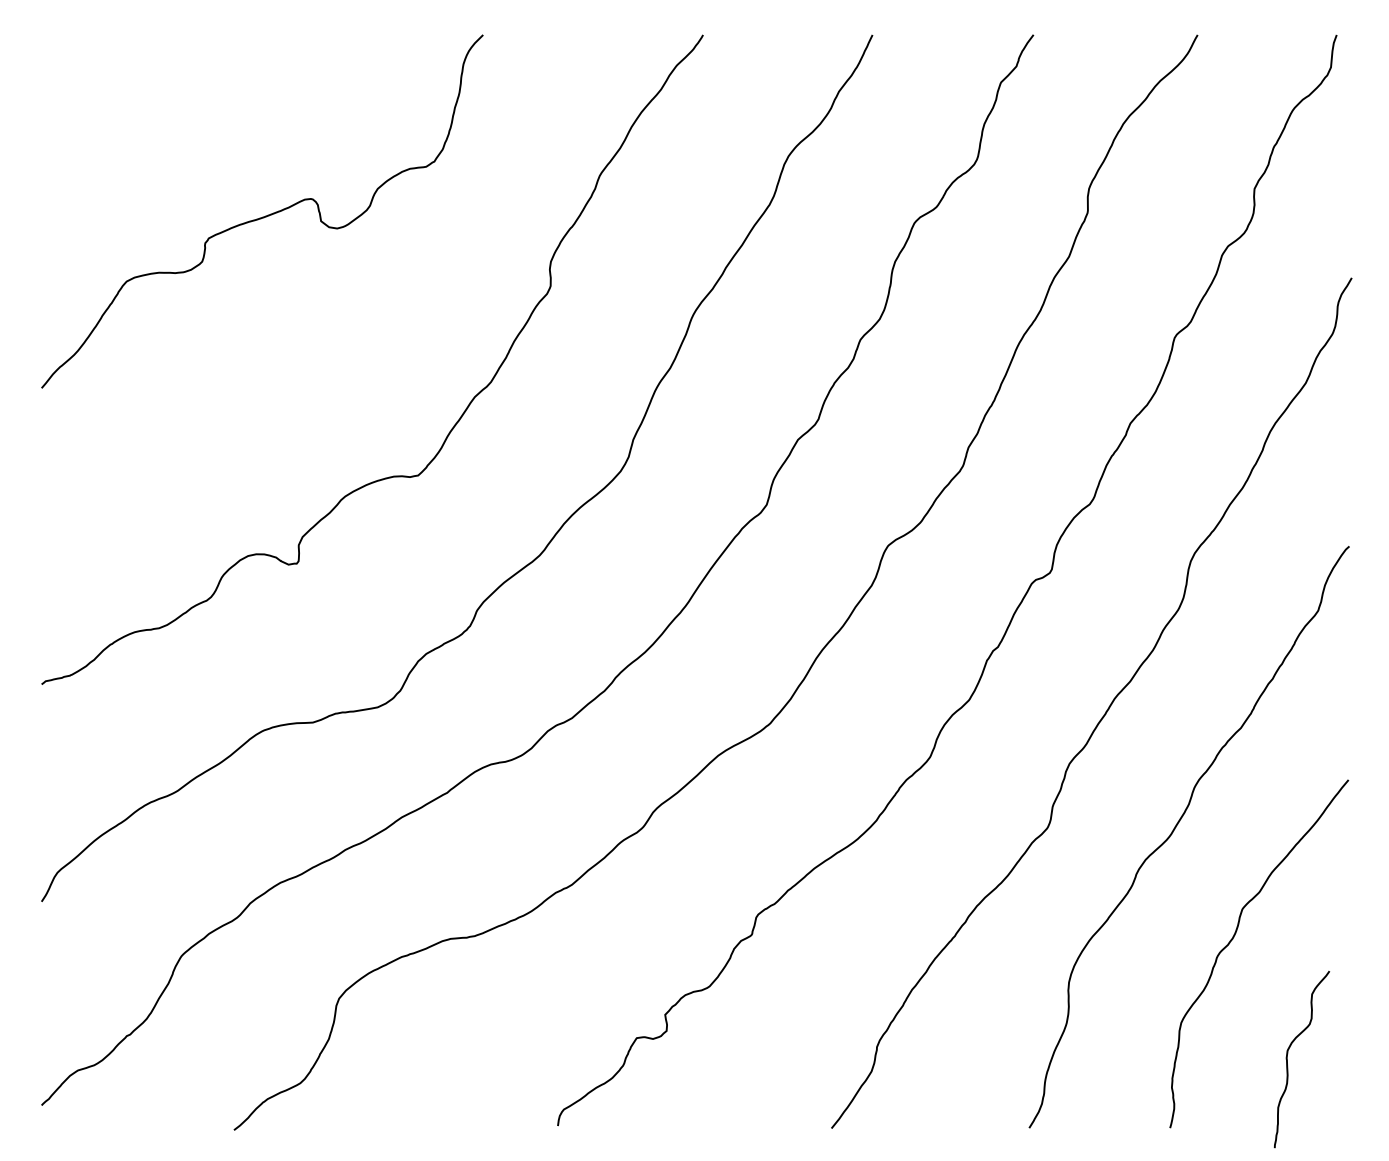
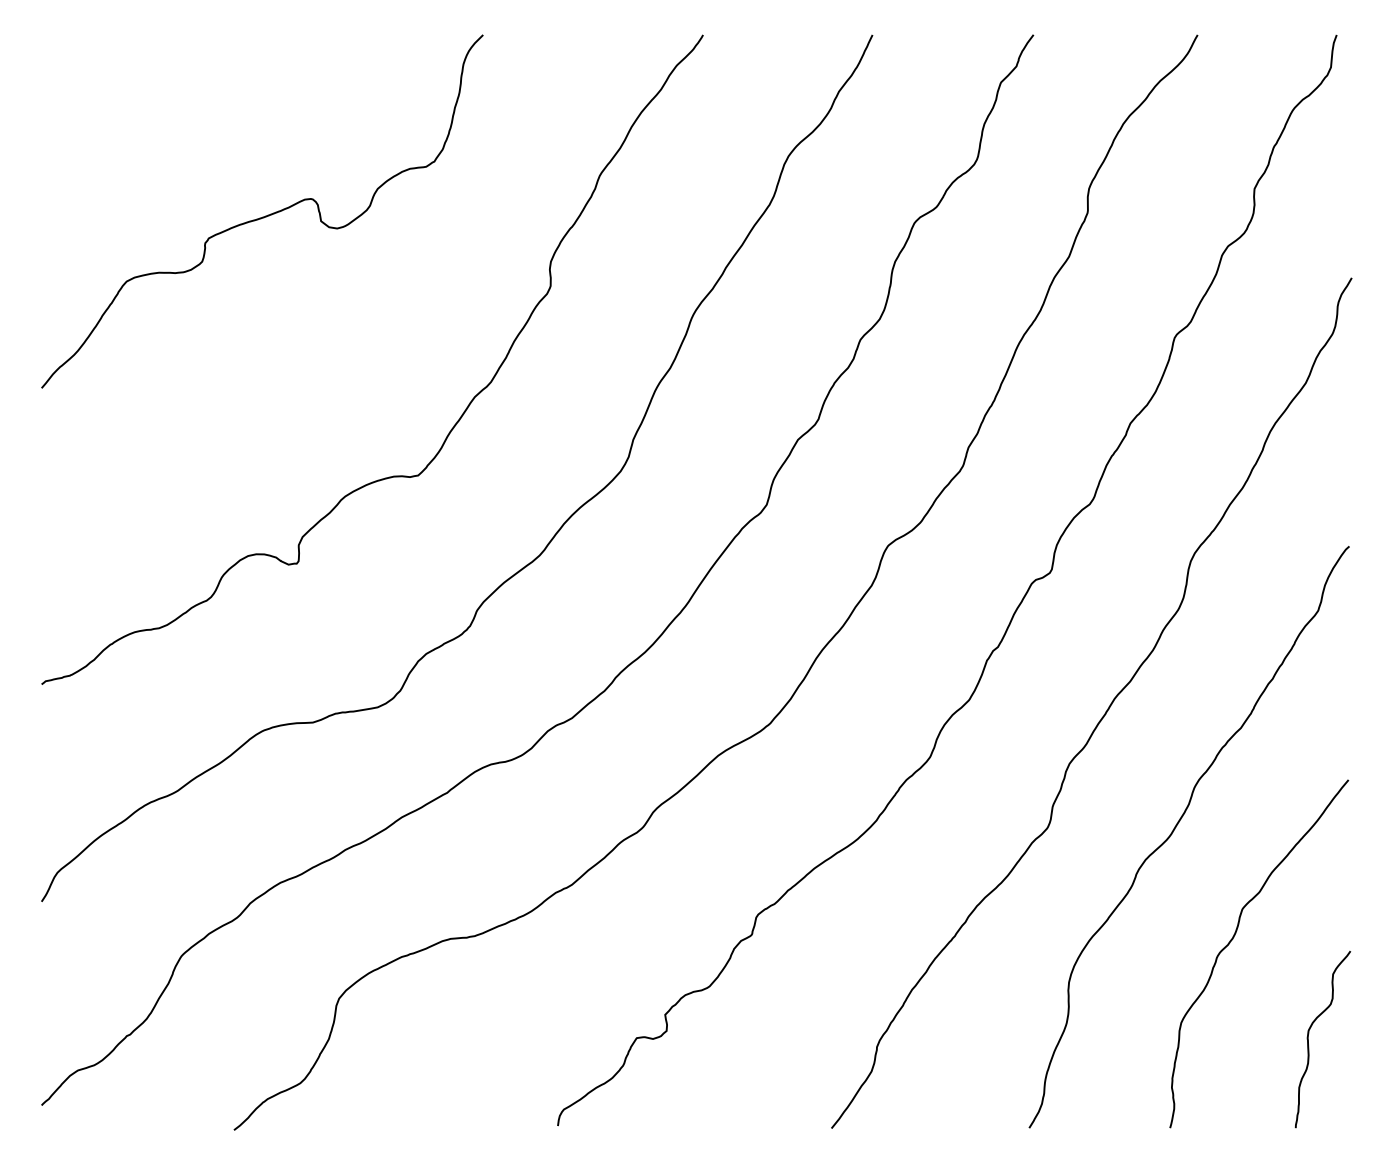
curve position: (1287, 1059) -> (1308, 1039) (1308, 1039)
